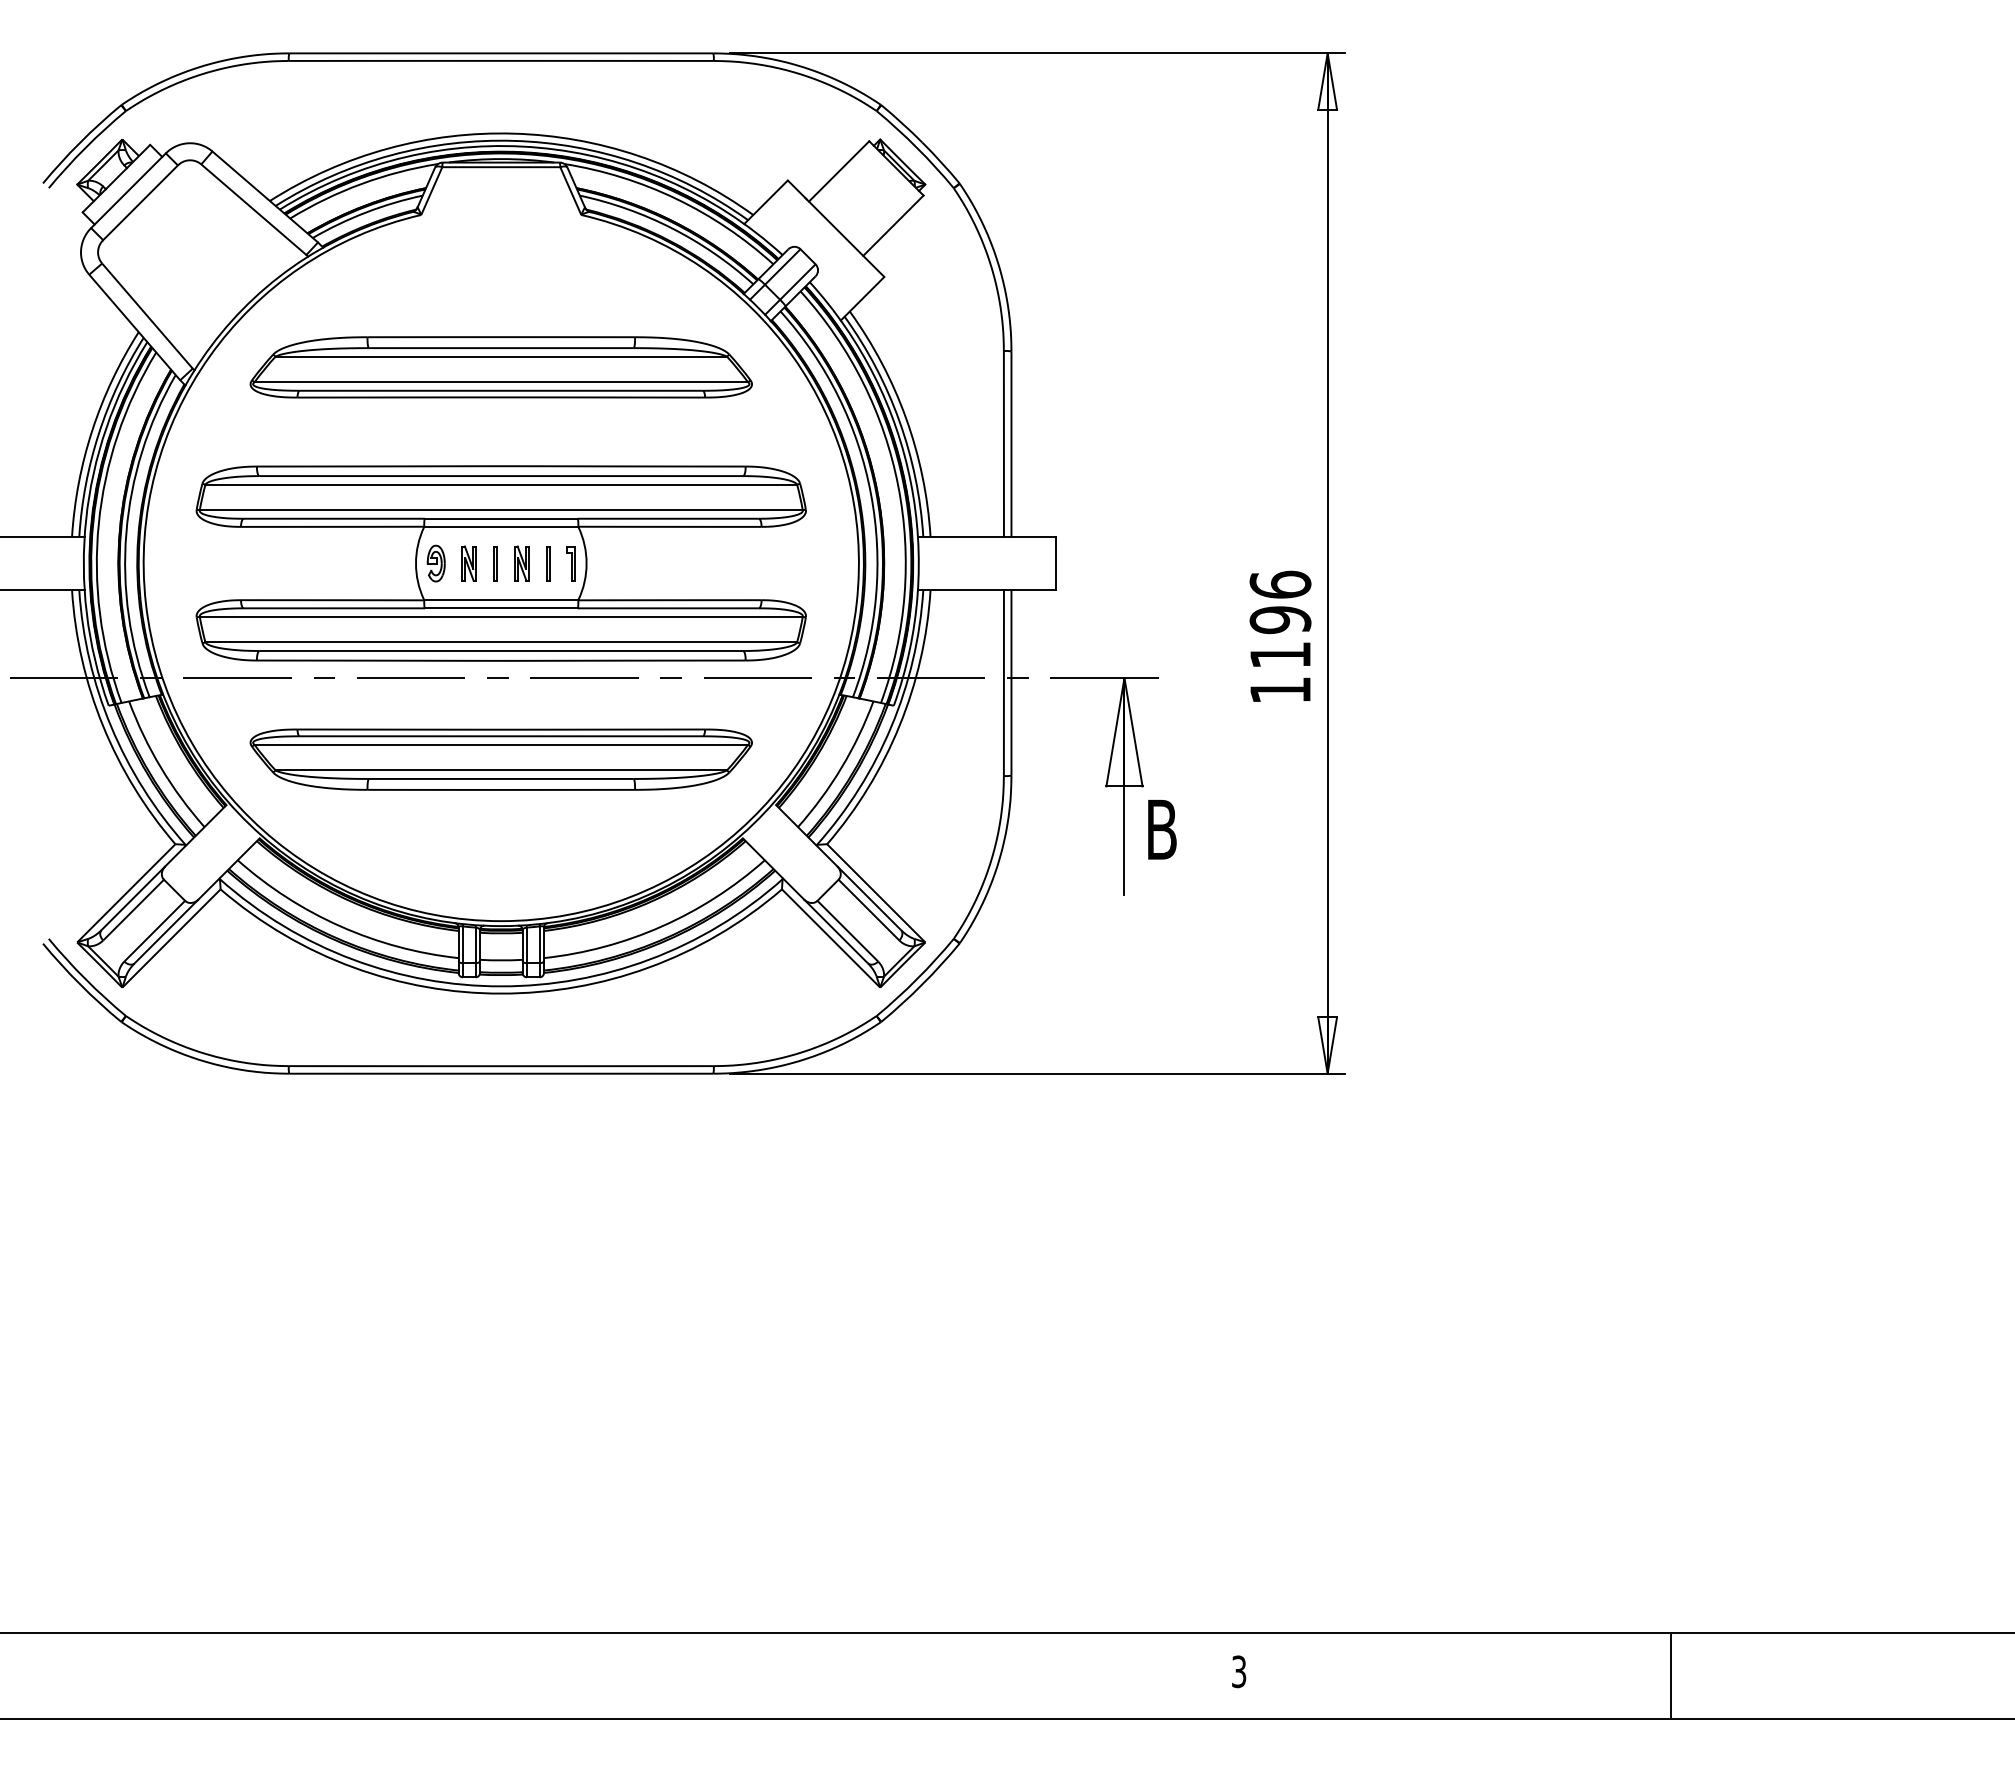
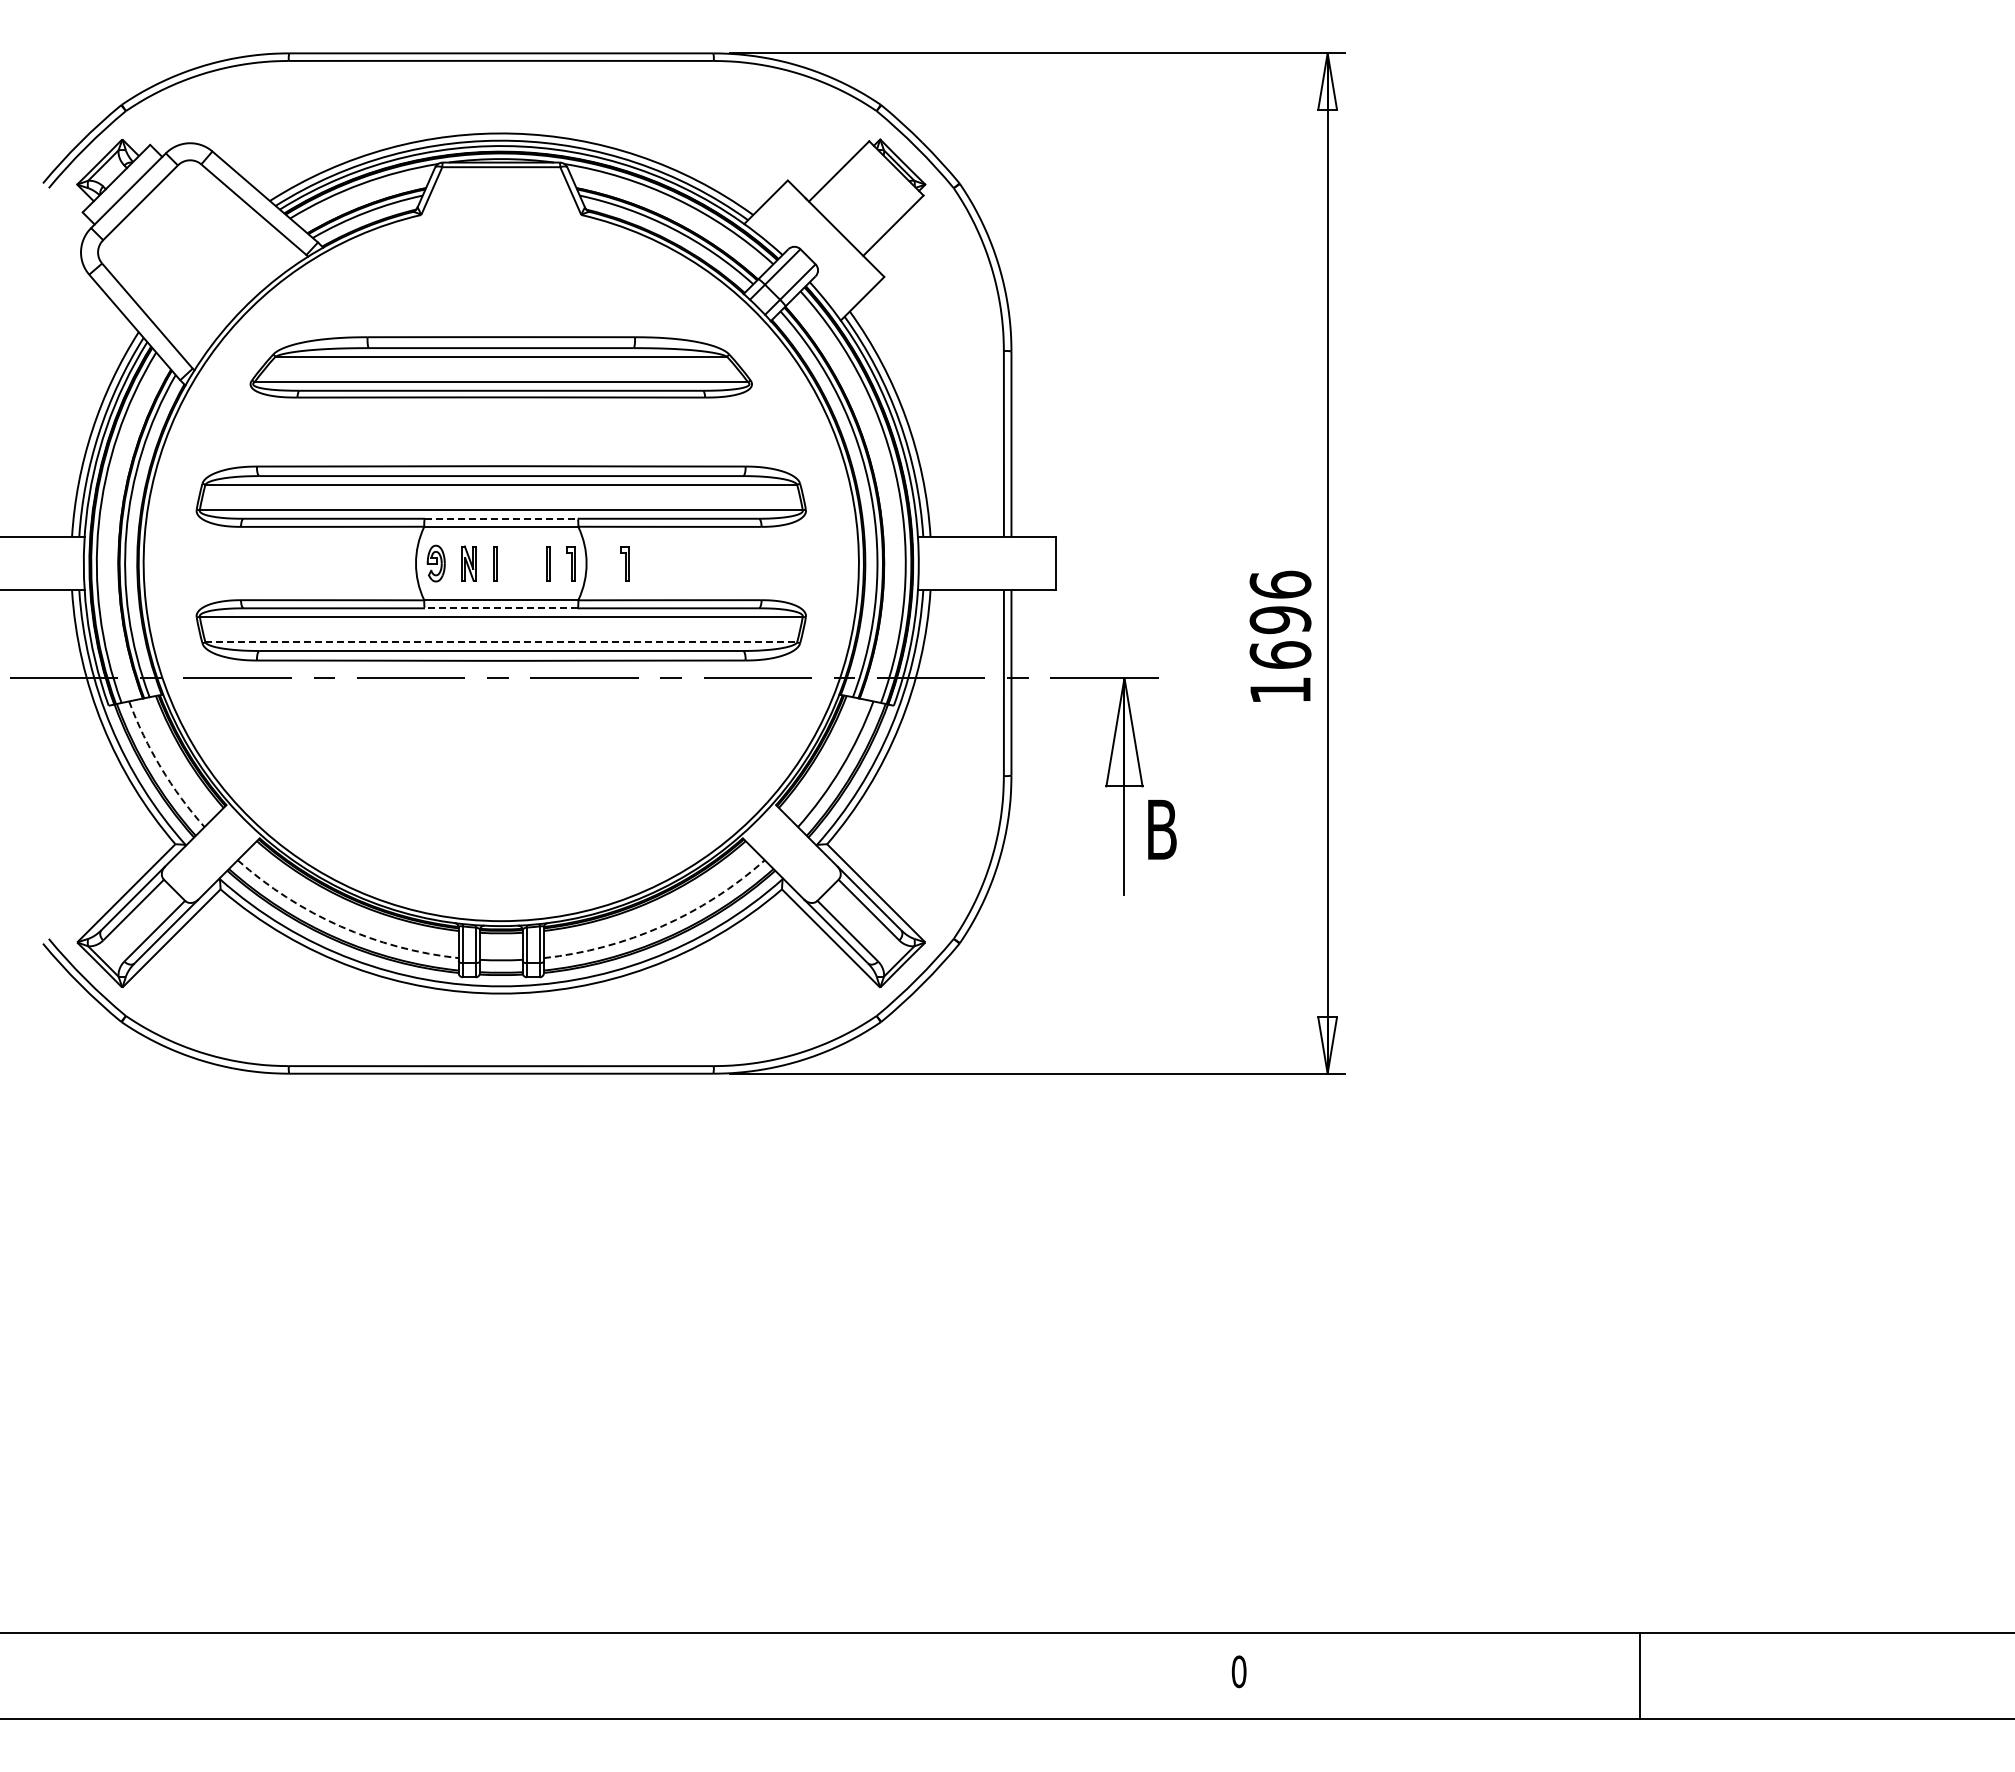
line: solid -> dashed (501, 518)
part: present -> none (521, 563)
part: none -> present (624, 563)
line: solid -> dashed (501, 608)
line: solid -> dashed (501, 642)
text: 1196 -> 1696 (1280, 654)
part: present -> none (500, 759)
arc: solid -> dashed (161, 767)
arc: solid -> dashed (340, 926)
arc: solid -> dashed (662, 926)
text: 3 -> 0 (1238, 1671)
line position: (1670, 1675) -> (1639, 1675) (1639, 1675)
